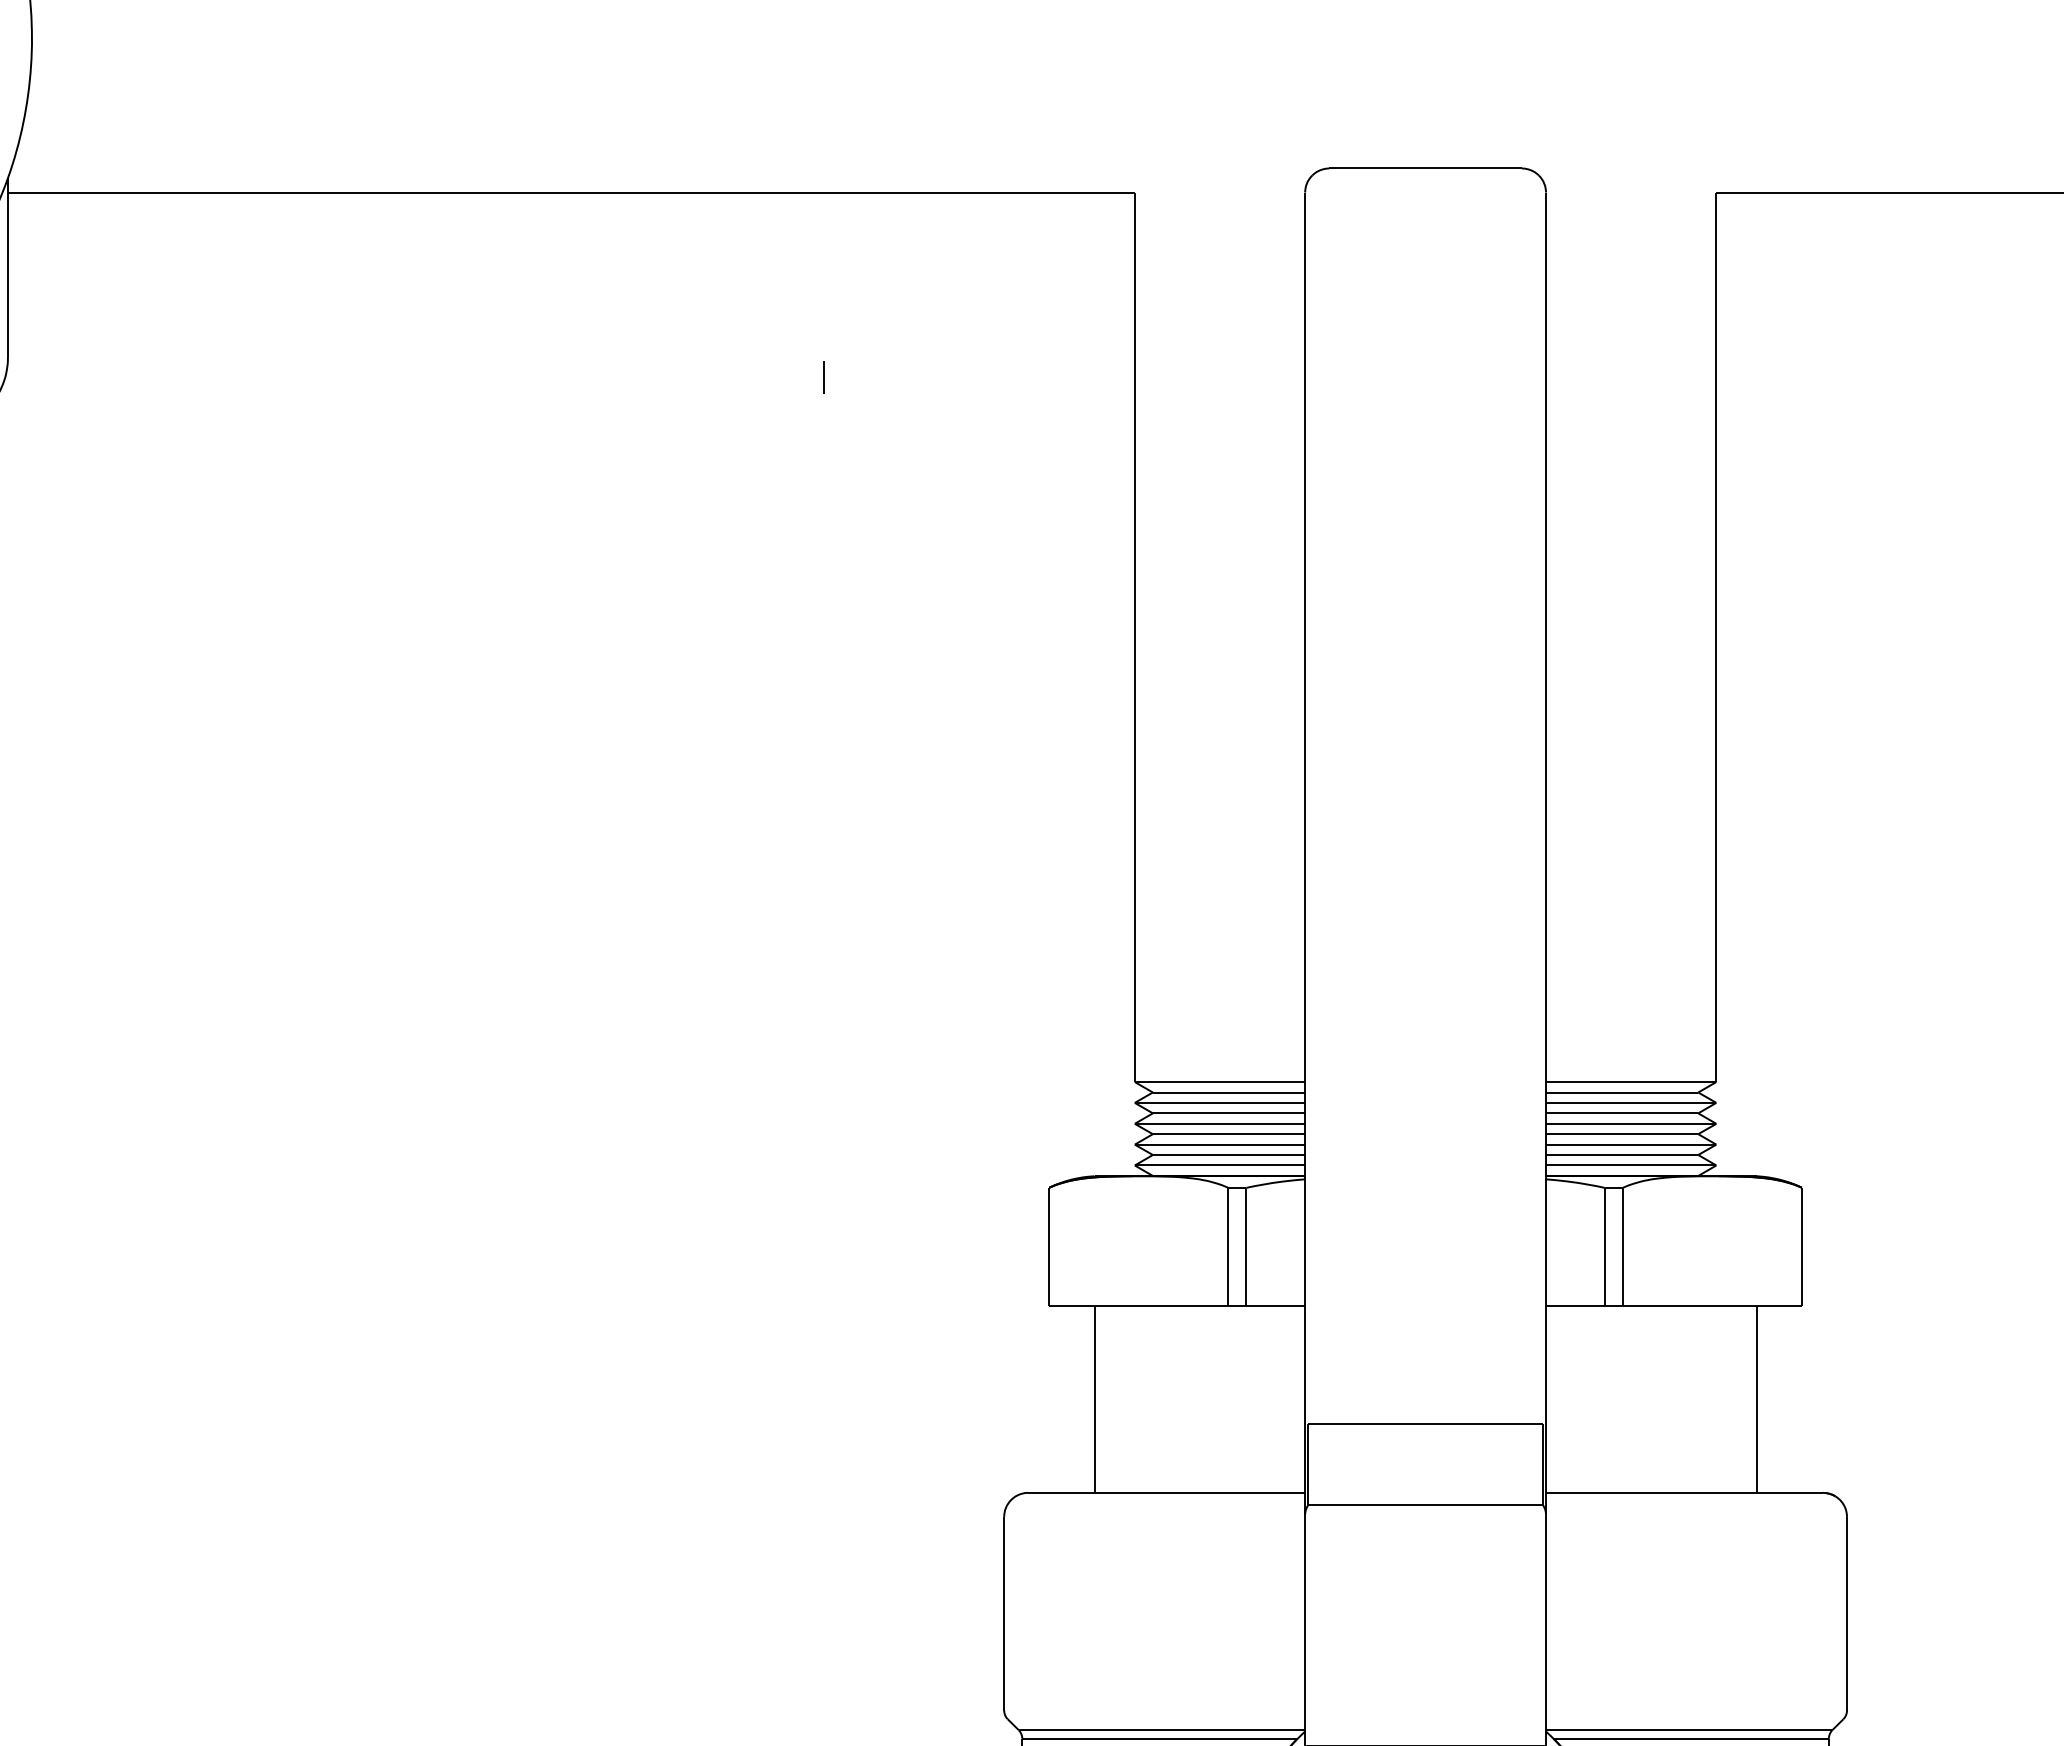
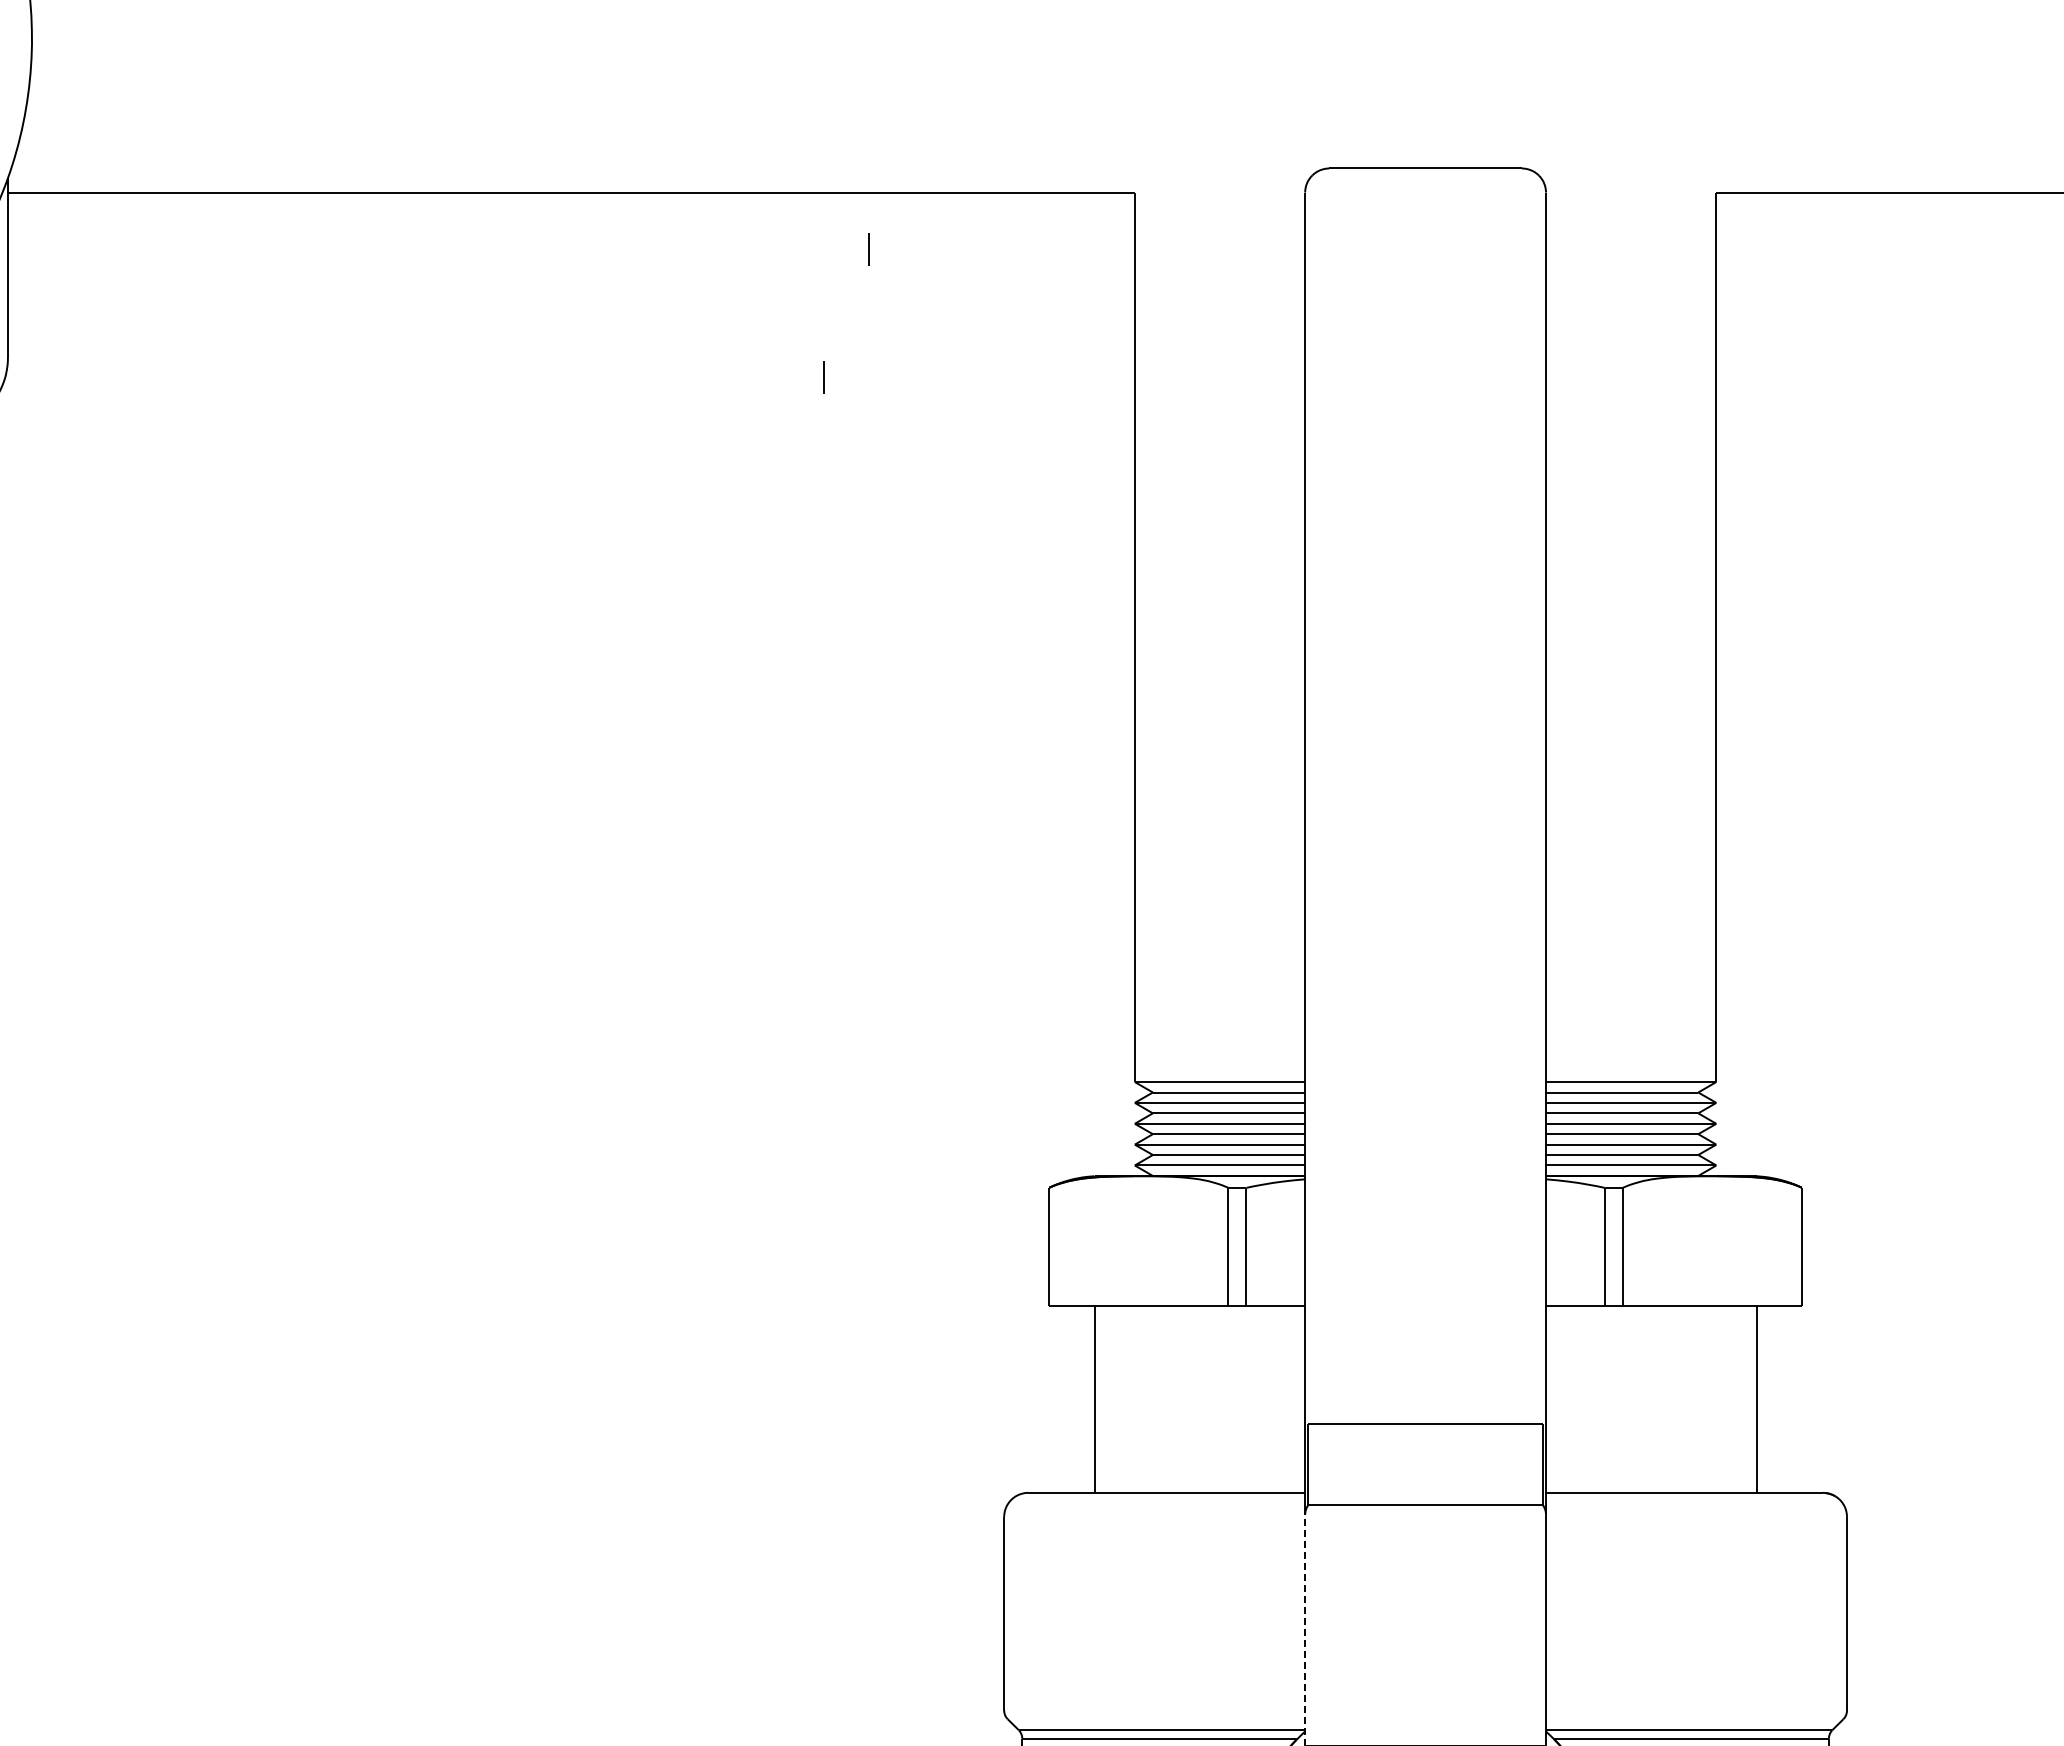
line: none -> present (868, 249)
line: solid -> dashed (1305, 1630)
